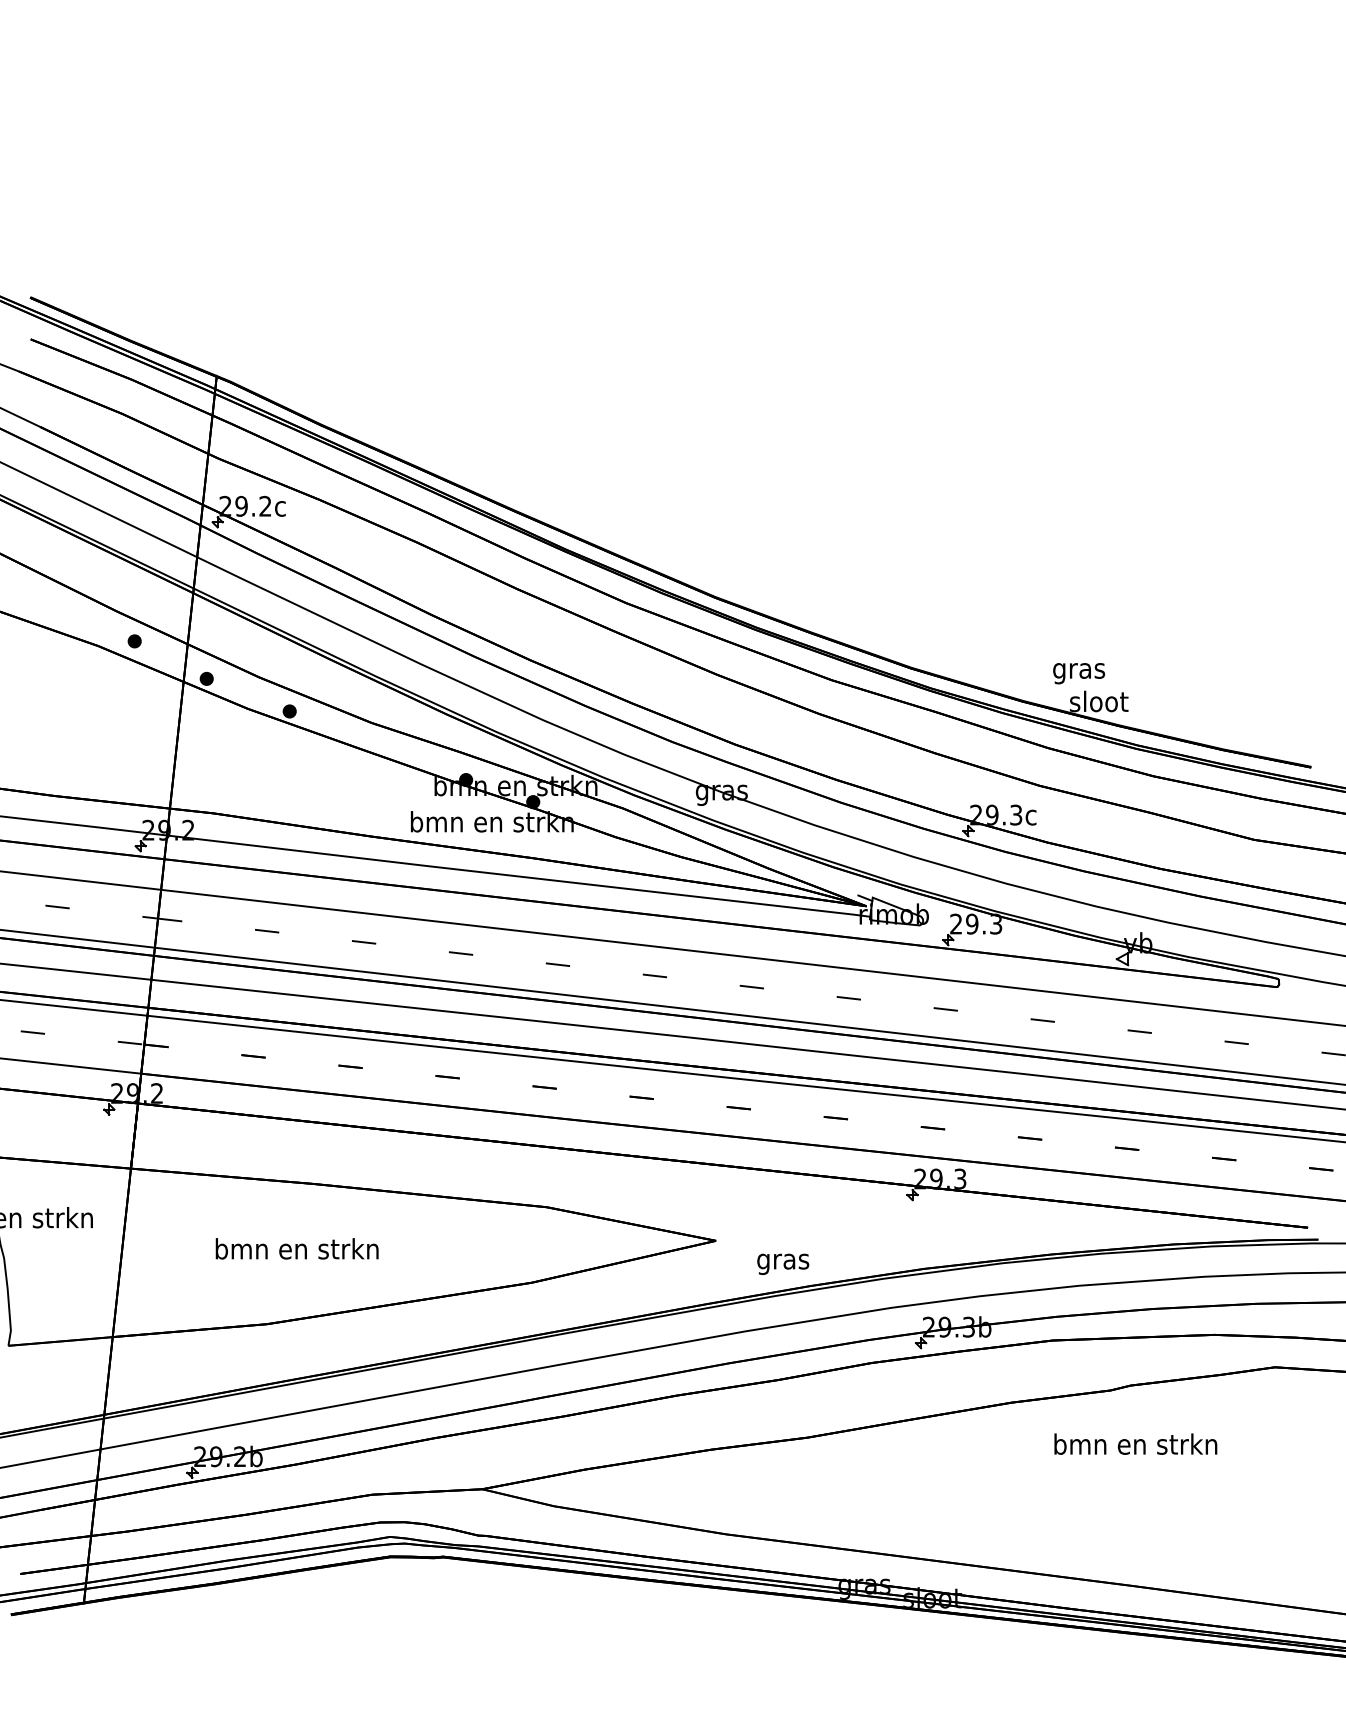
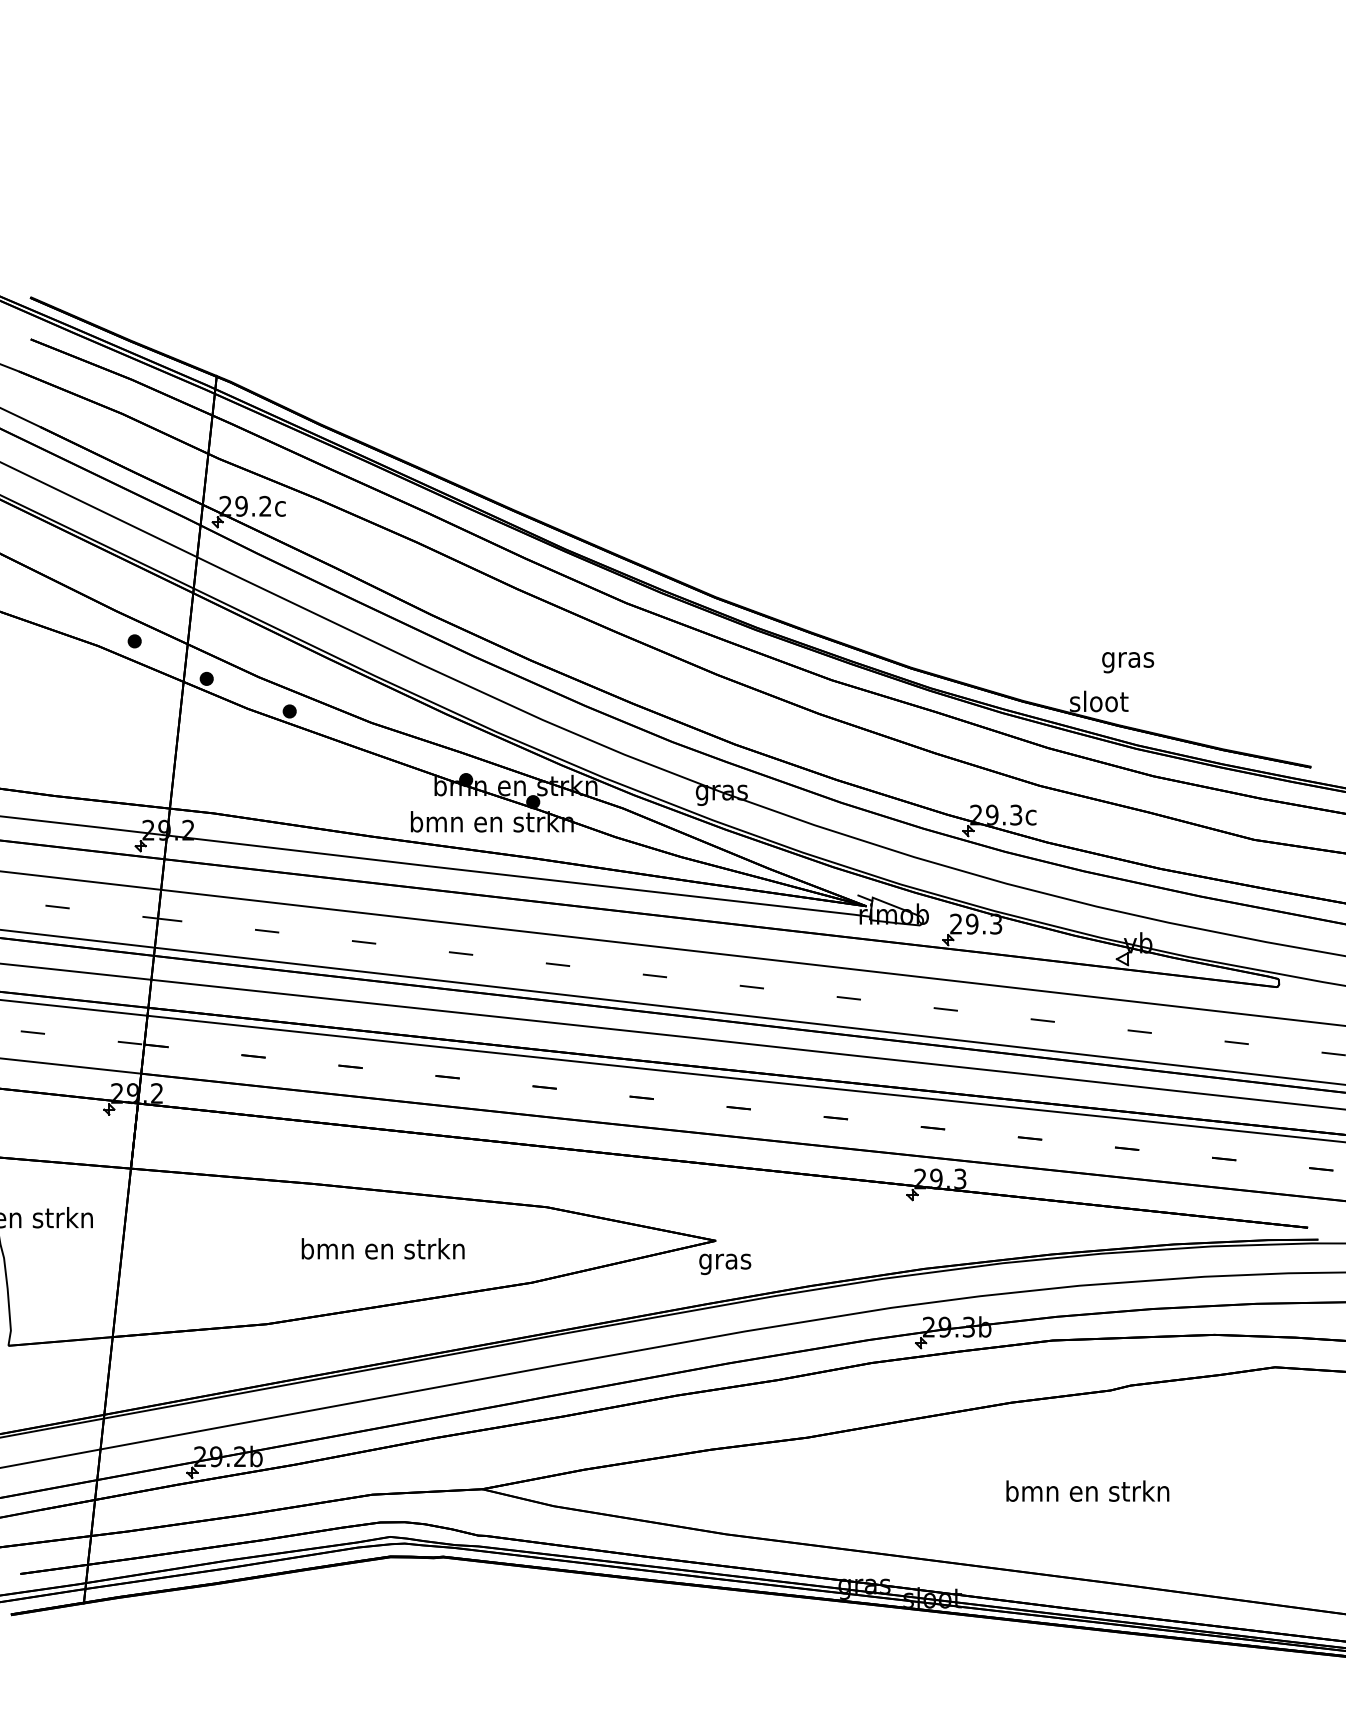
text position: (1079, 673) -> (1128, 662) (1128, 662)
text position: (296, 1248) -> (382, 1248) (382, 1248)
text position: (783, 1263) -> (725, 1263) (725, 1263)
text position: (1135, 1443) -> (1087, 1490) (1087, 1490)
